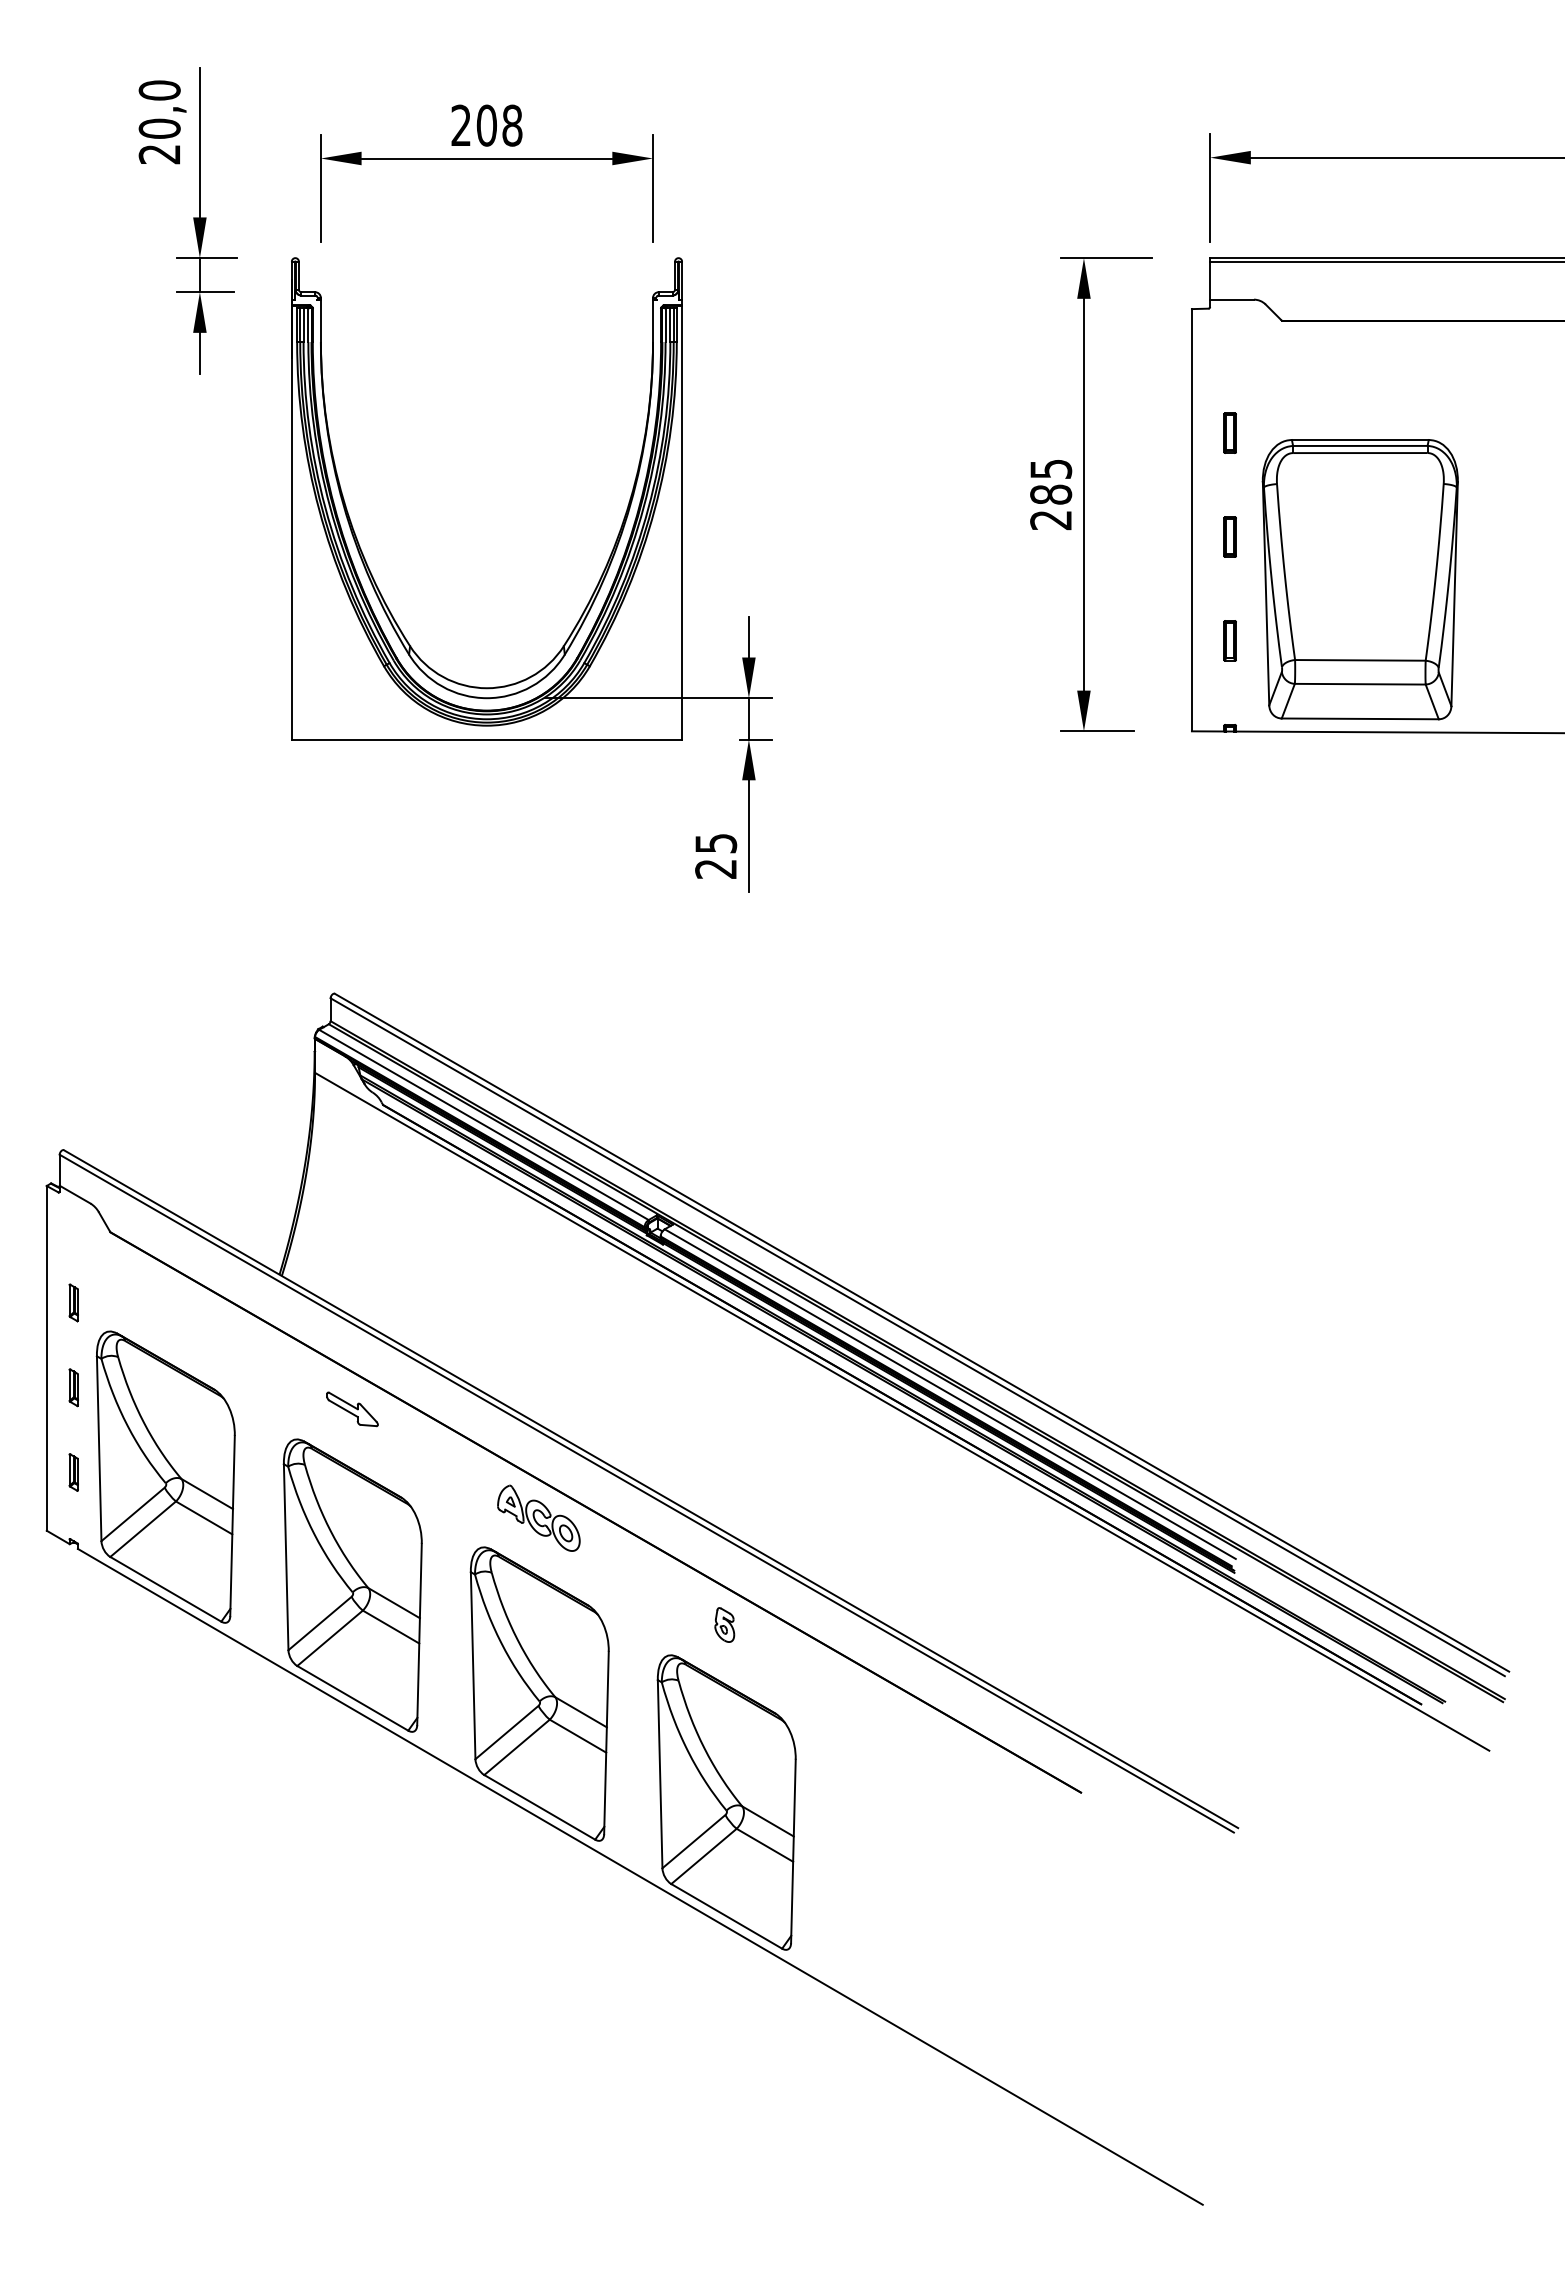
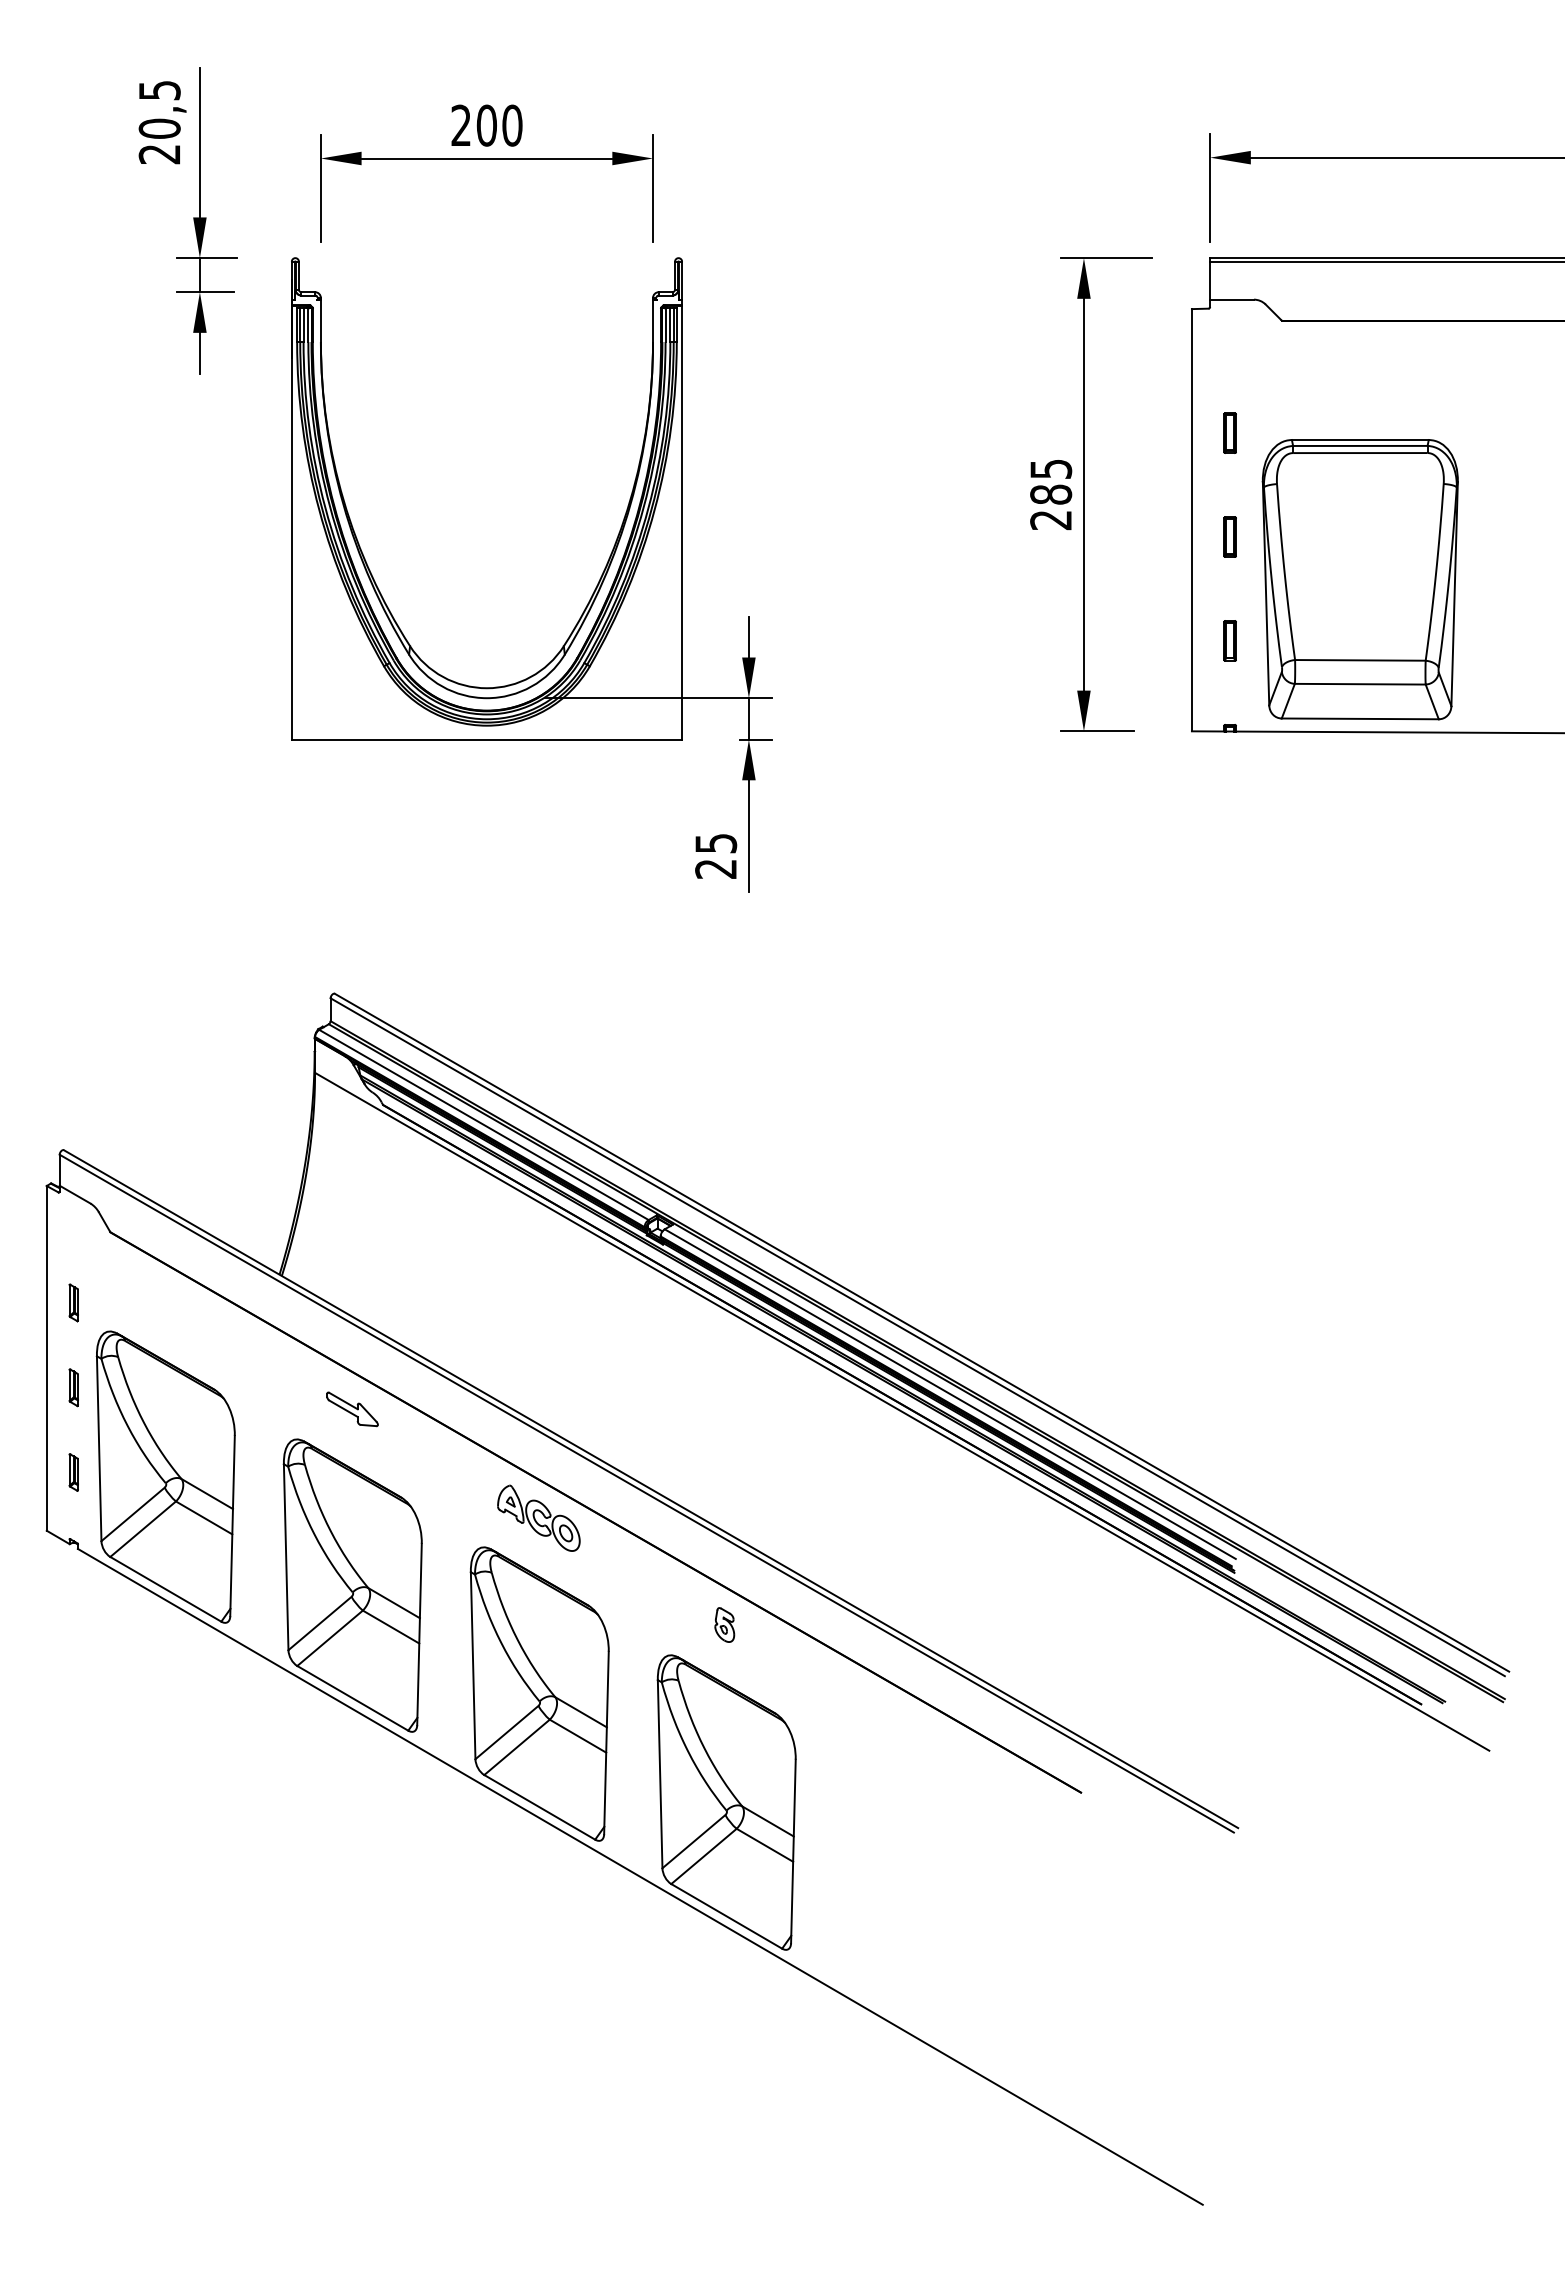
text: 20,0 -> 20,5 (159, 90)
text: 208 -> 200 (512, 125)
